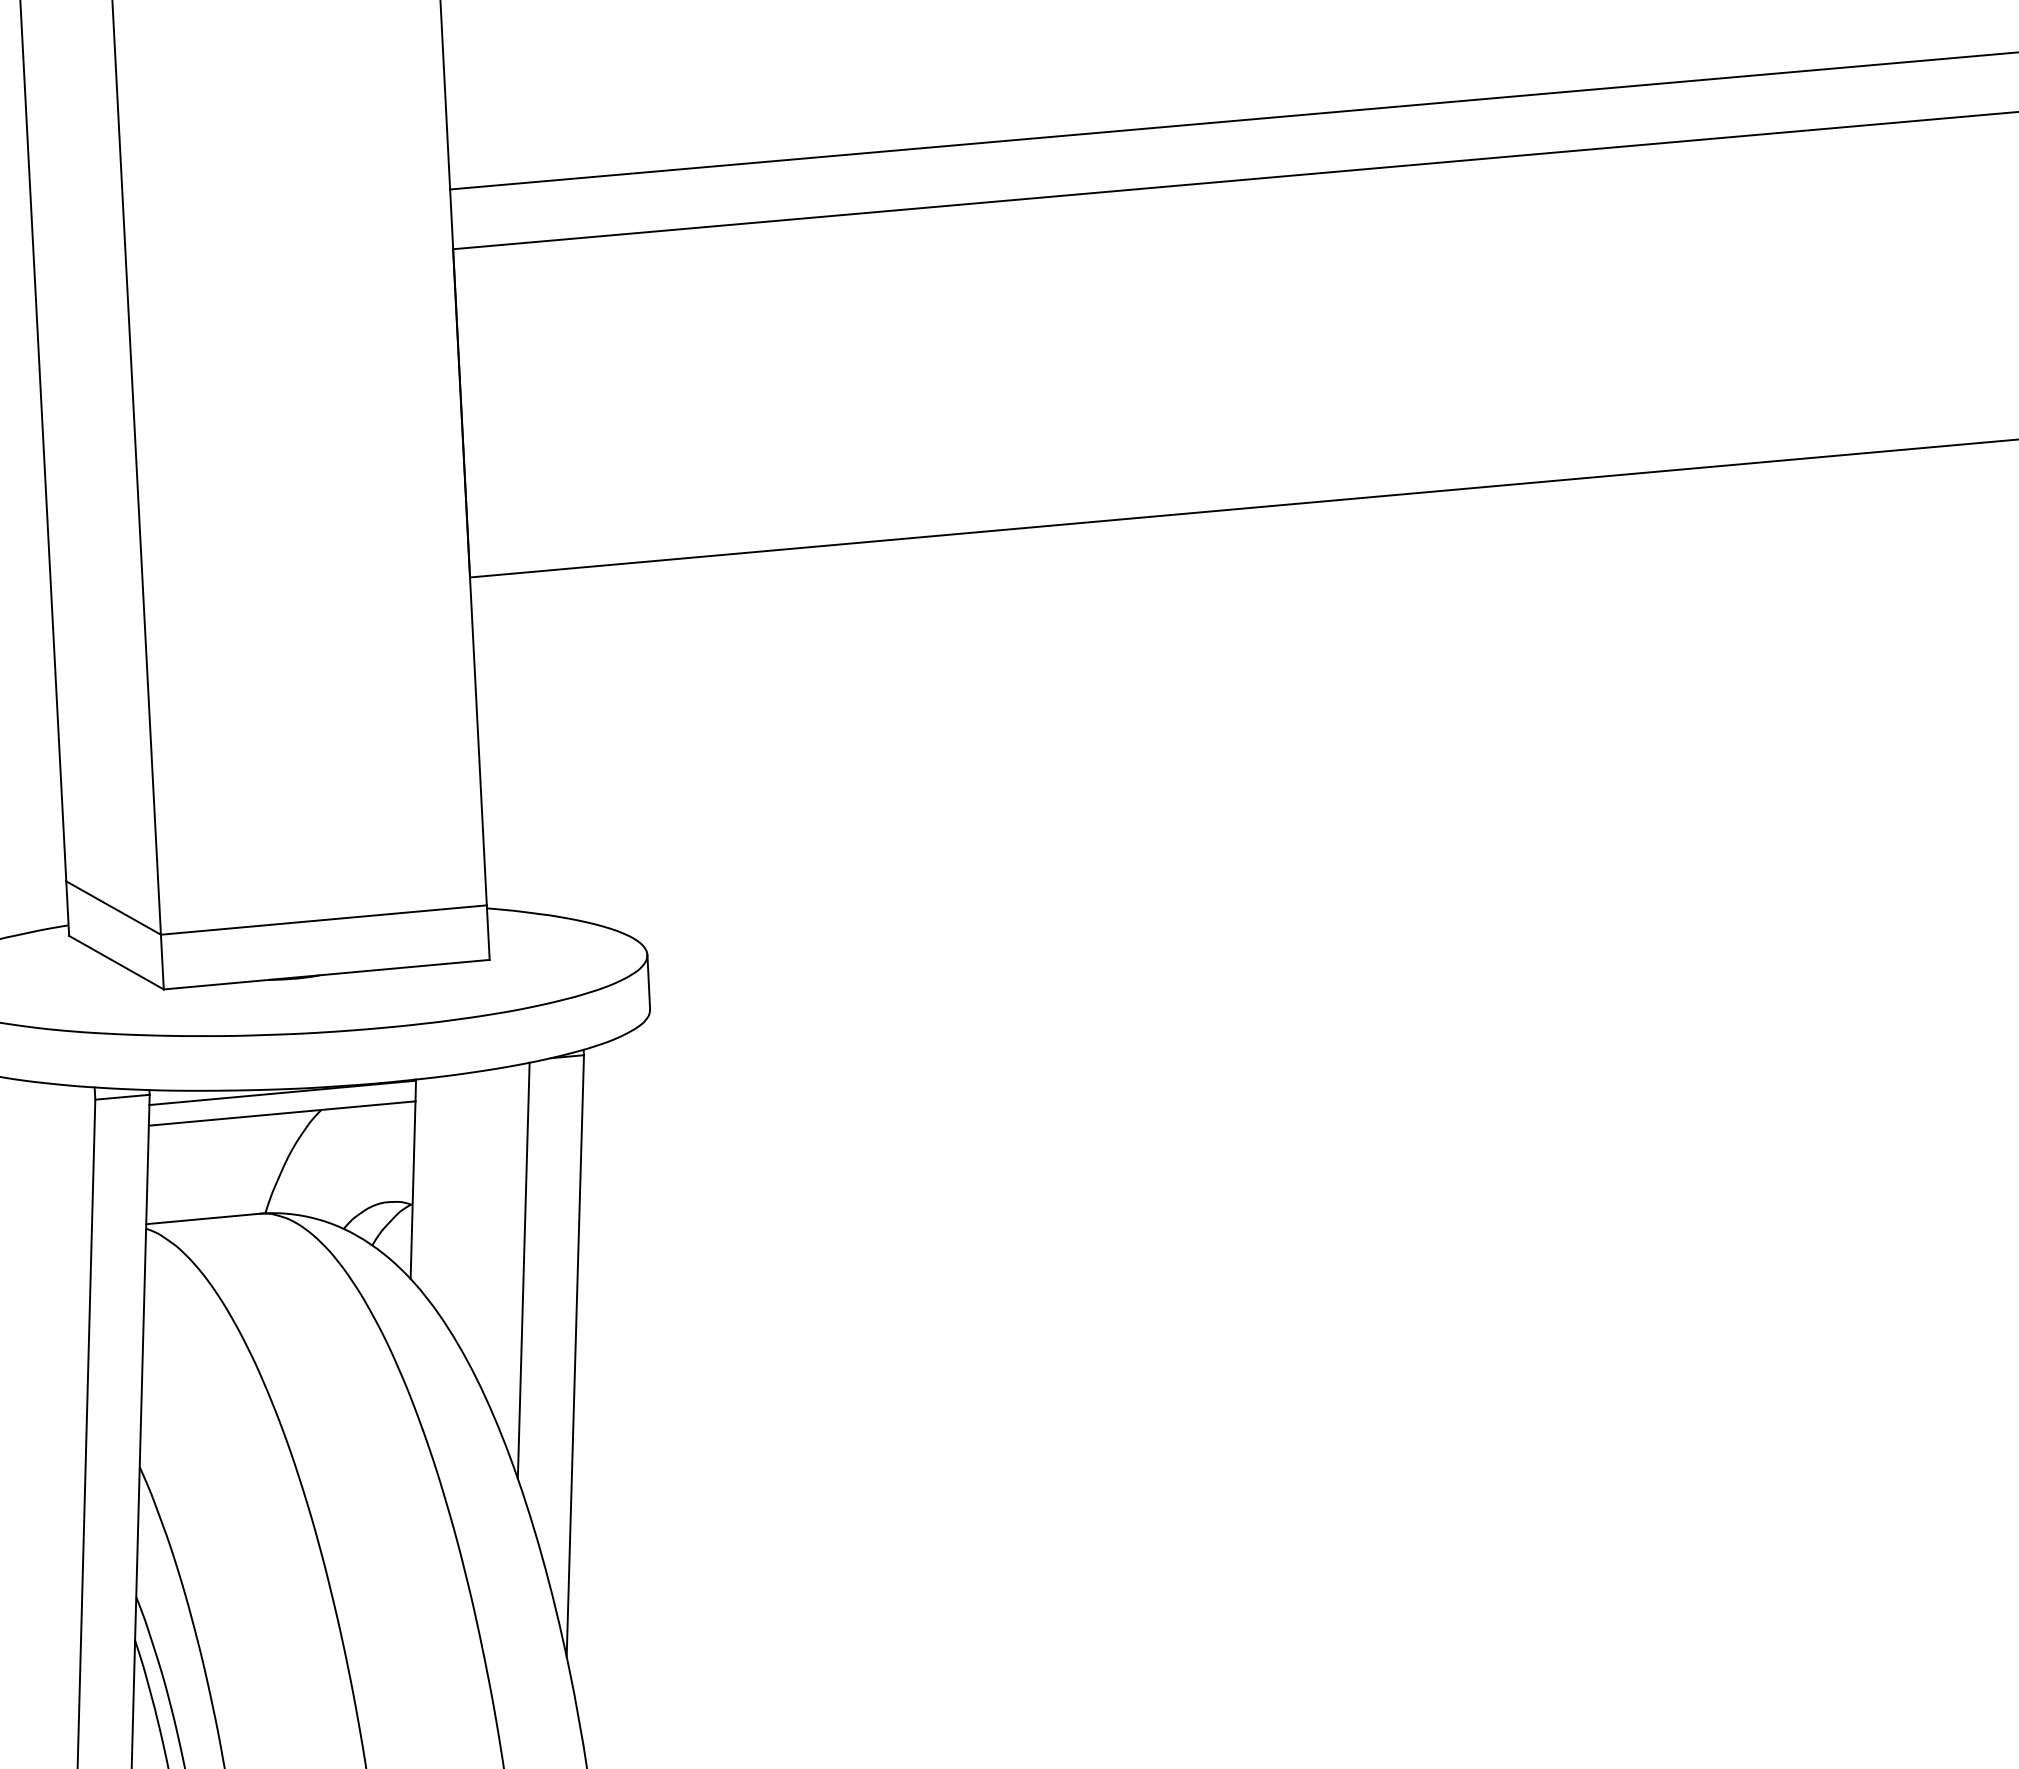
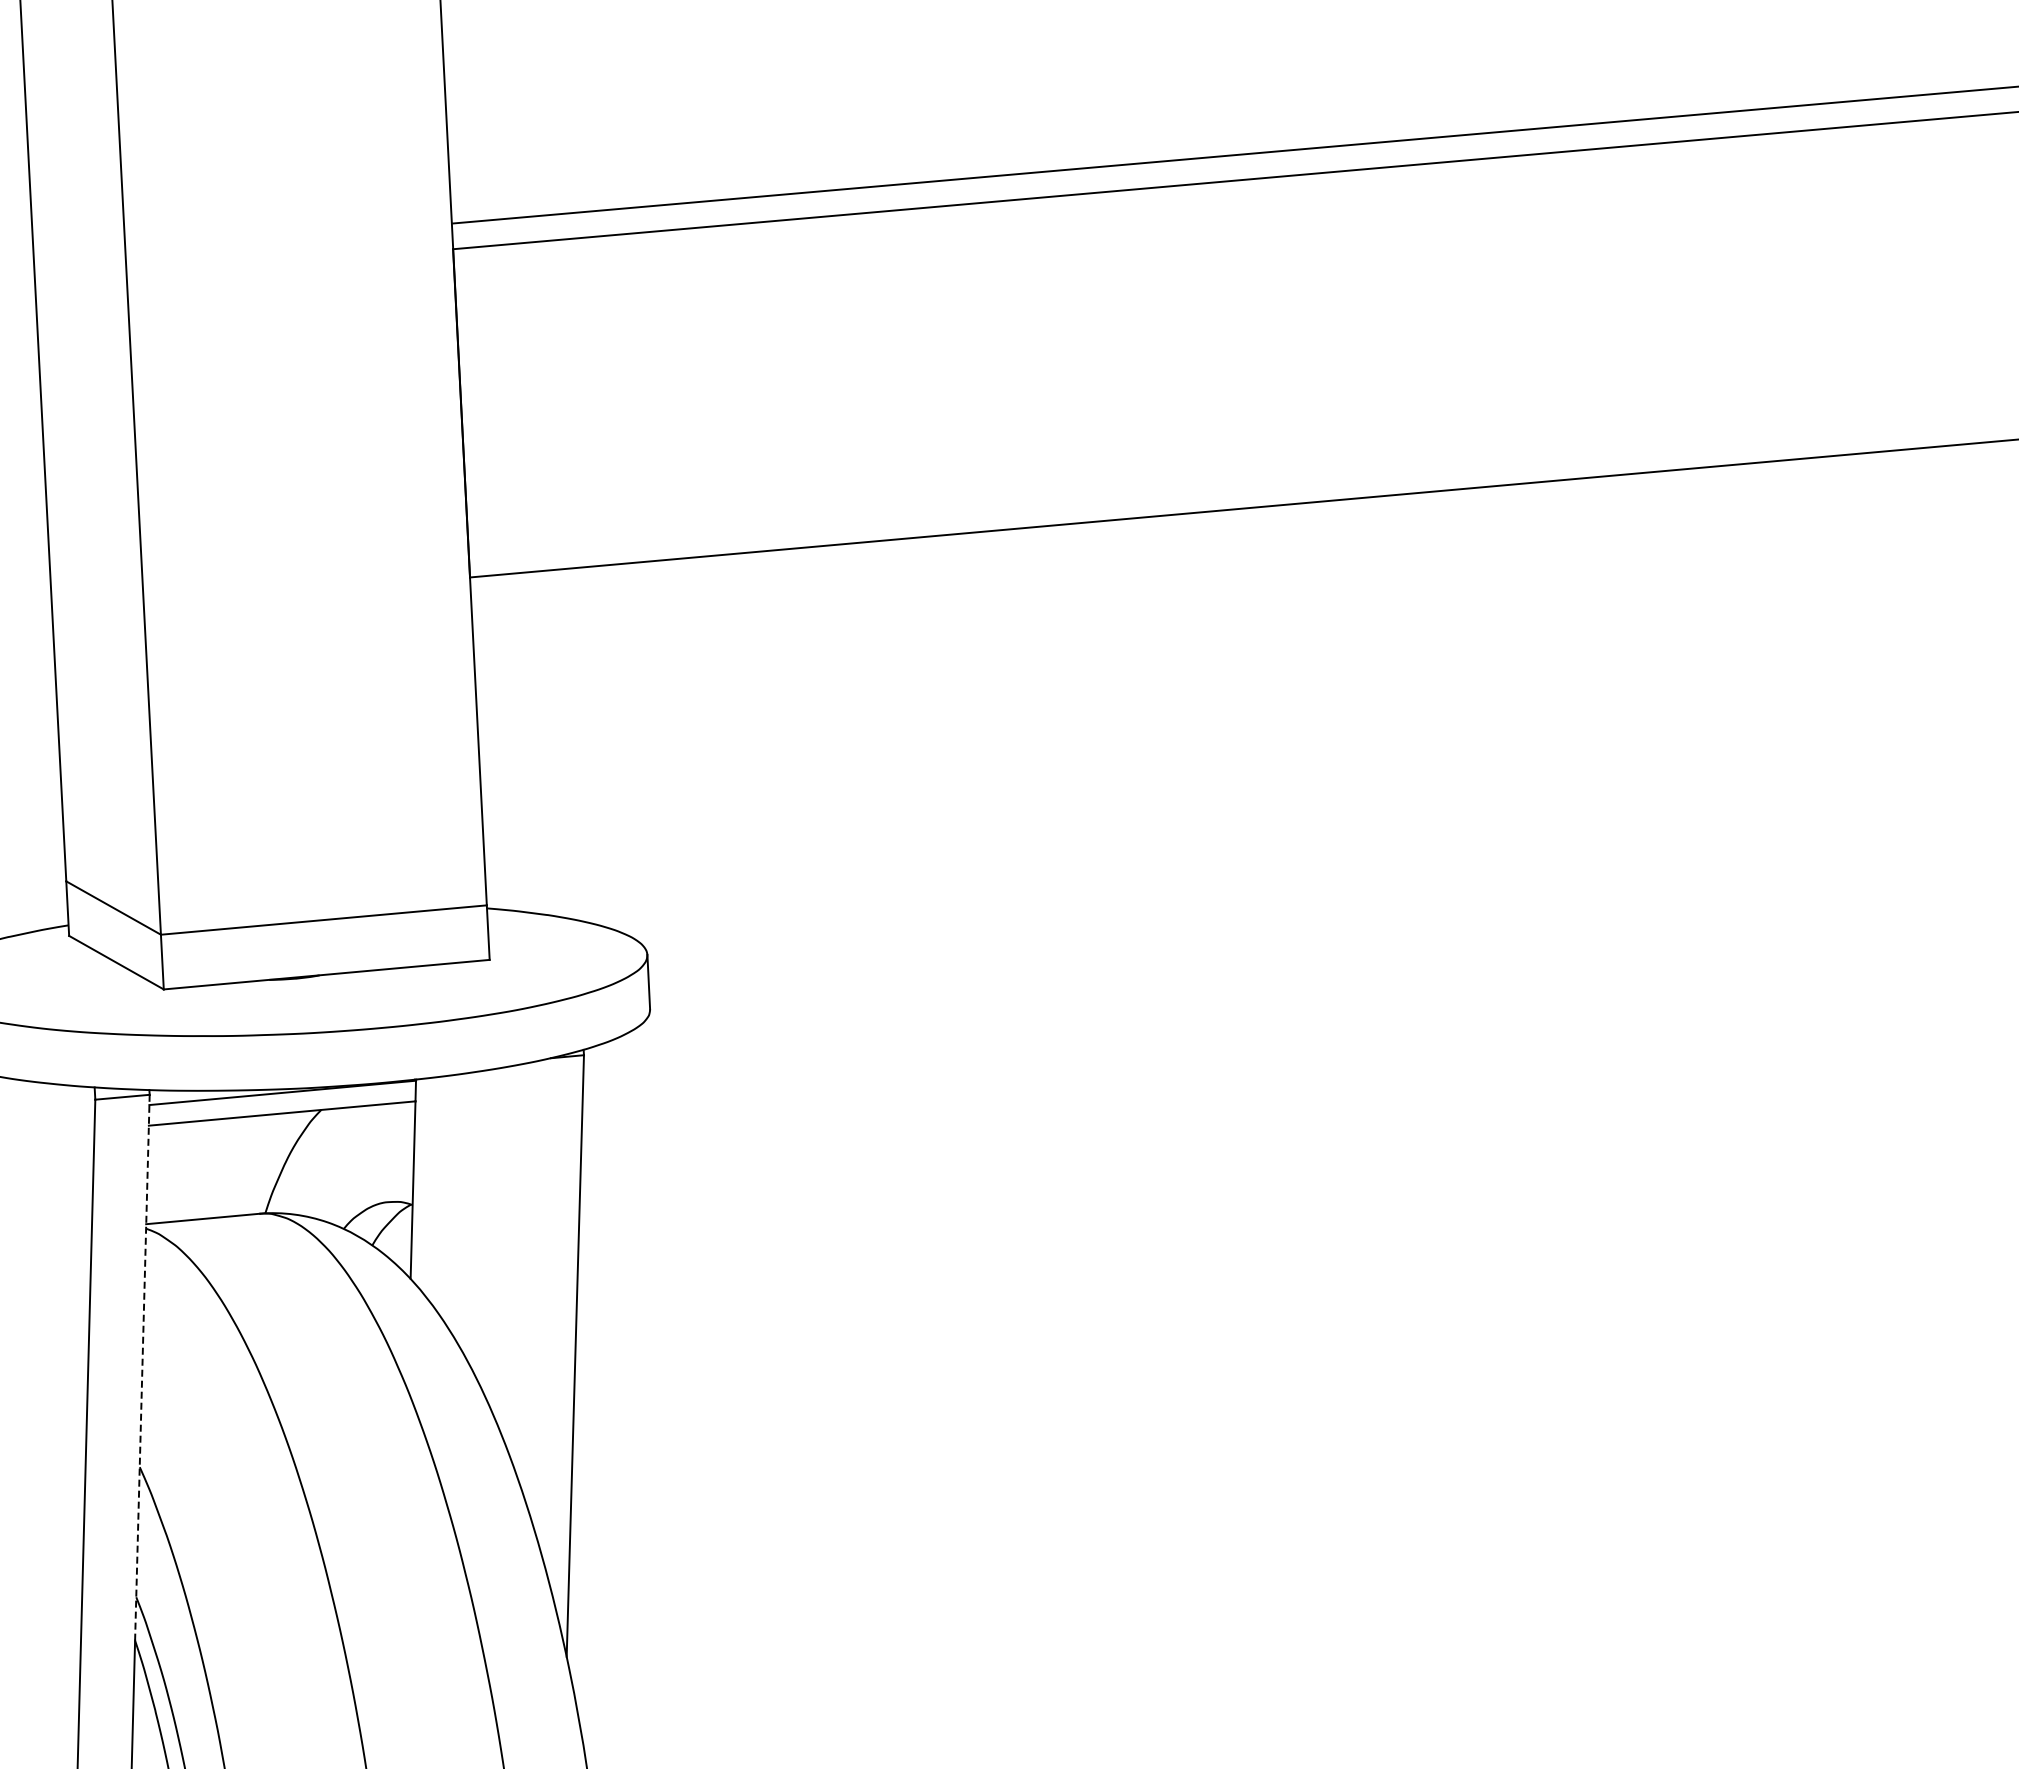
line position: (1232, 120) -> (1234, 154) (1234, 154)
line: present -> none (523, 1270)
line: solid -> dashed (142, 1367)
